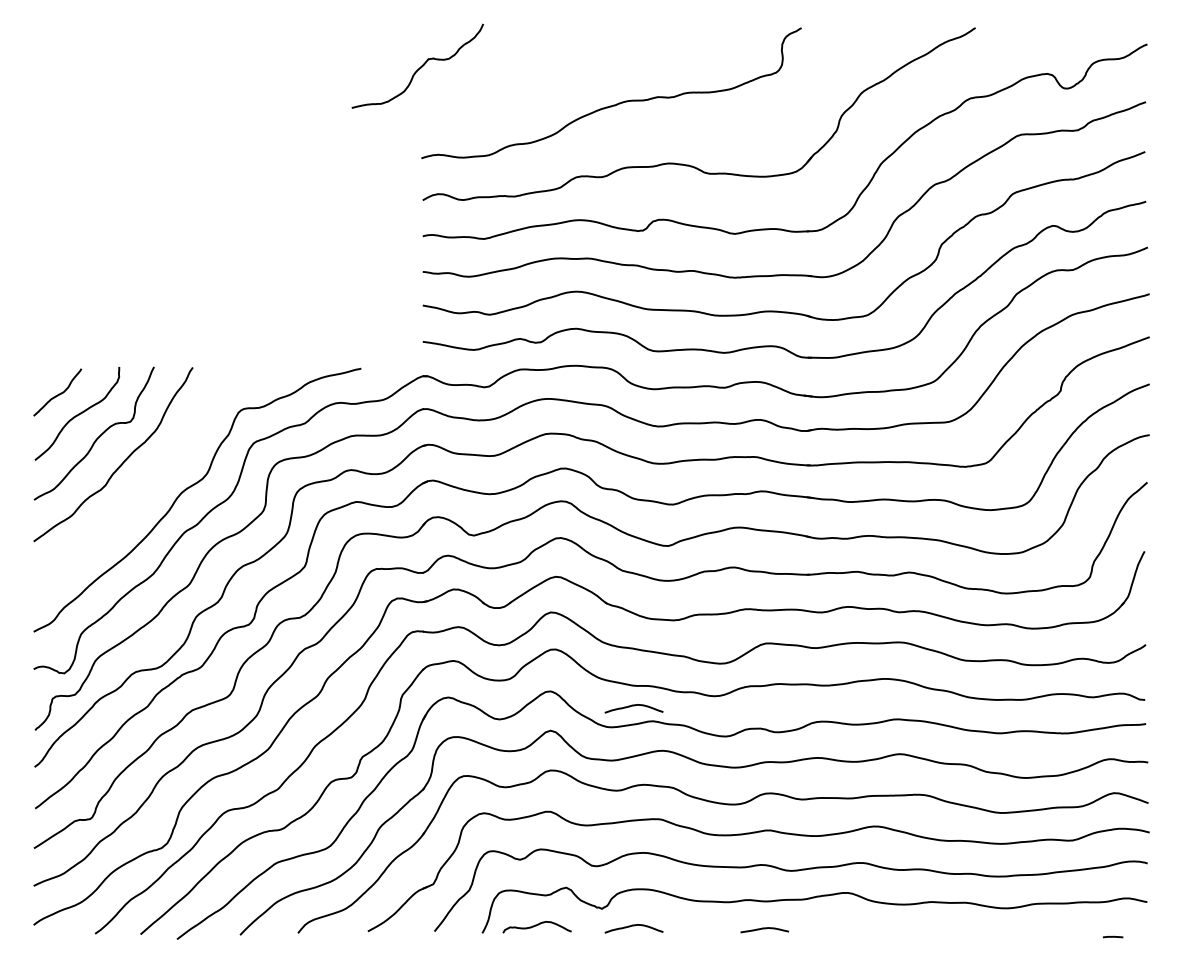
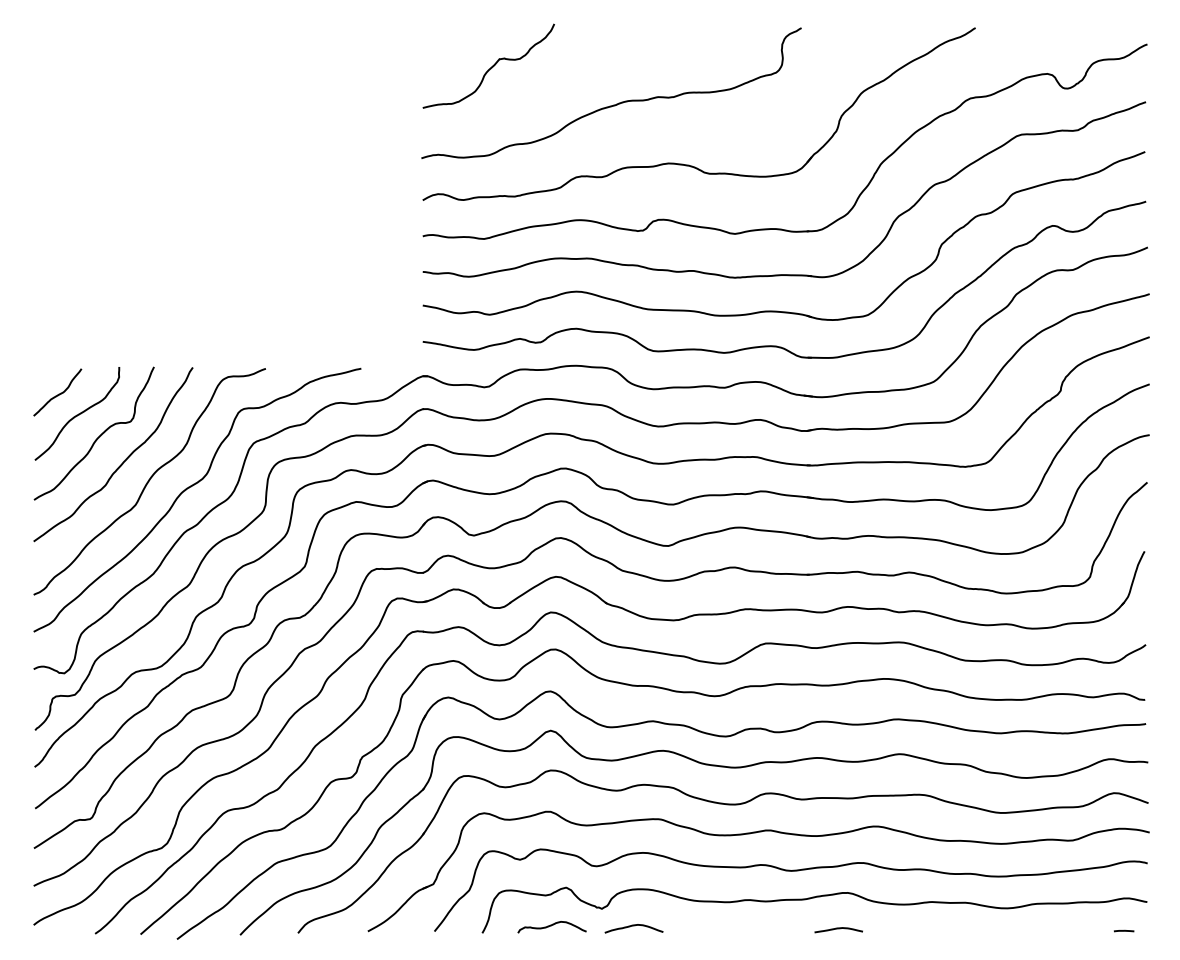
curve position: (419, 67) -> (490, 67) (490, 67)
curve: none -> present (149, 481)
curve: present -> none (633, 706)
curve position: (536, 926) -> (551, 926) (551, 926)
curve position: (764, 929) -> (838, 929) (838, 929)
curve position: (1113, 936) -> (1124, 930) (1124, 930)
